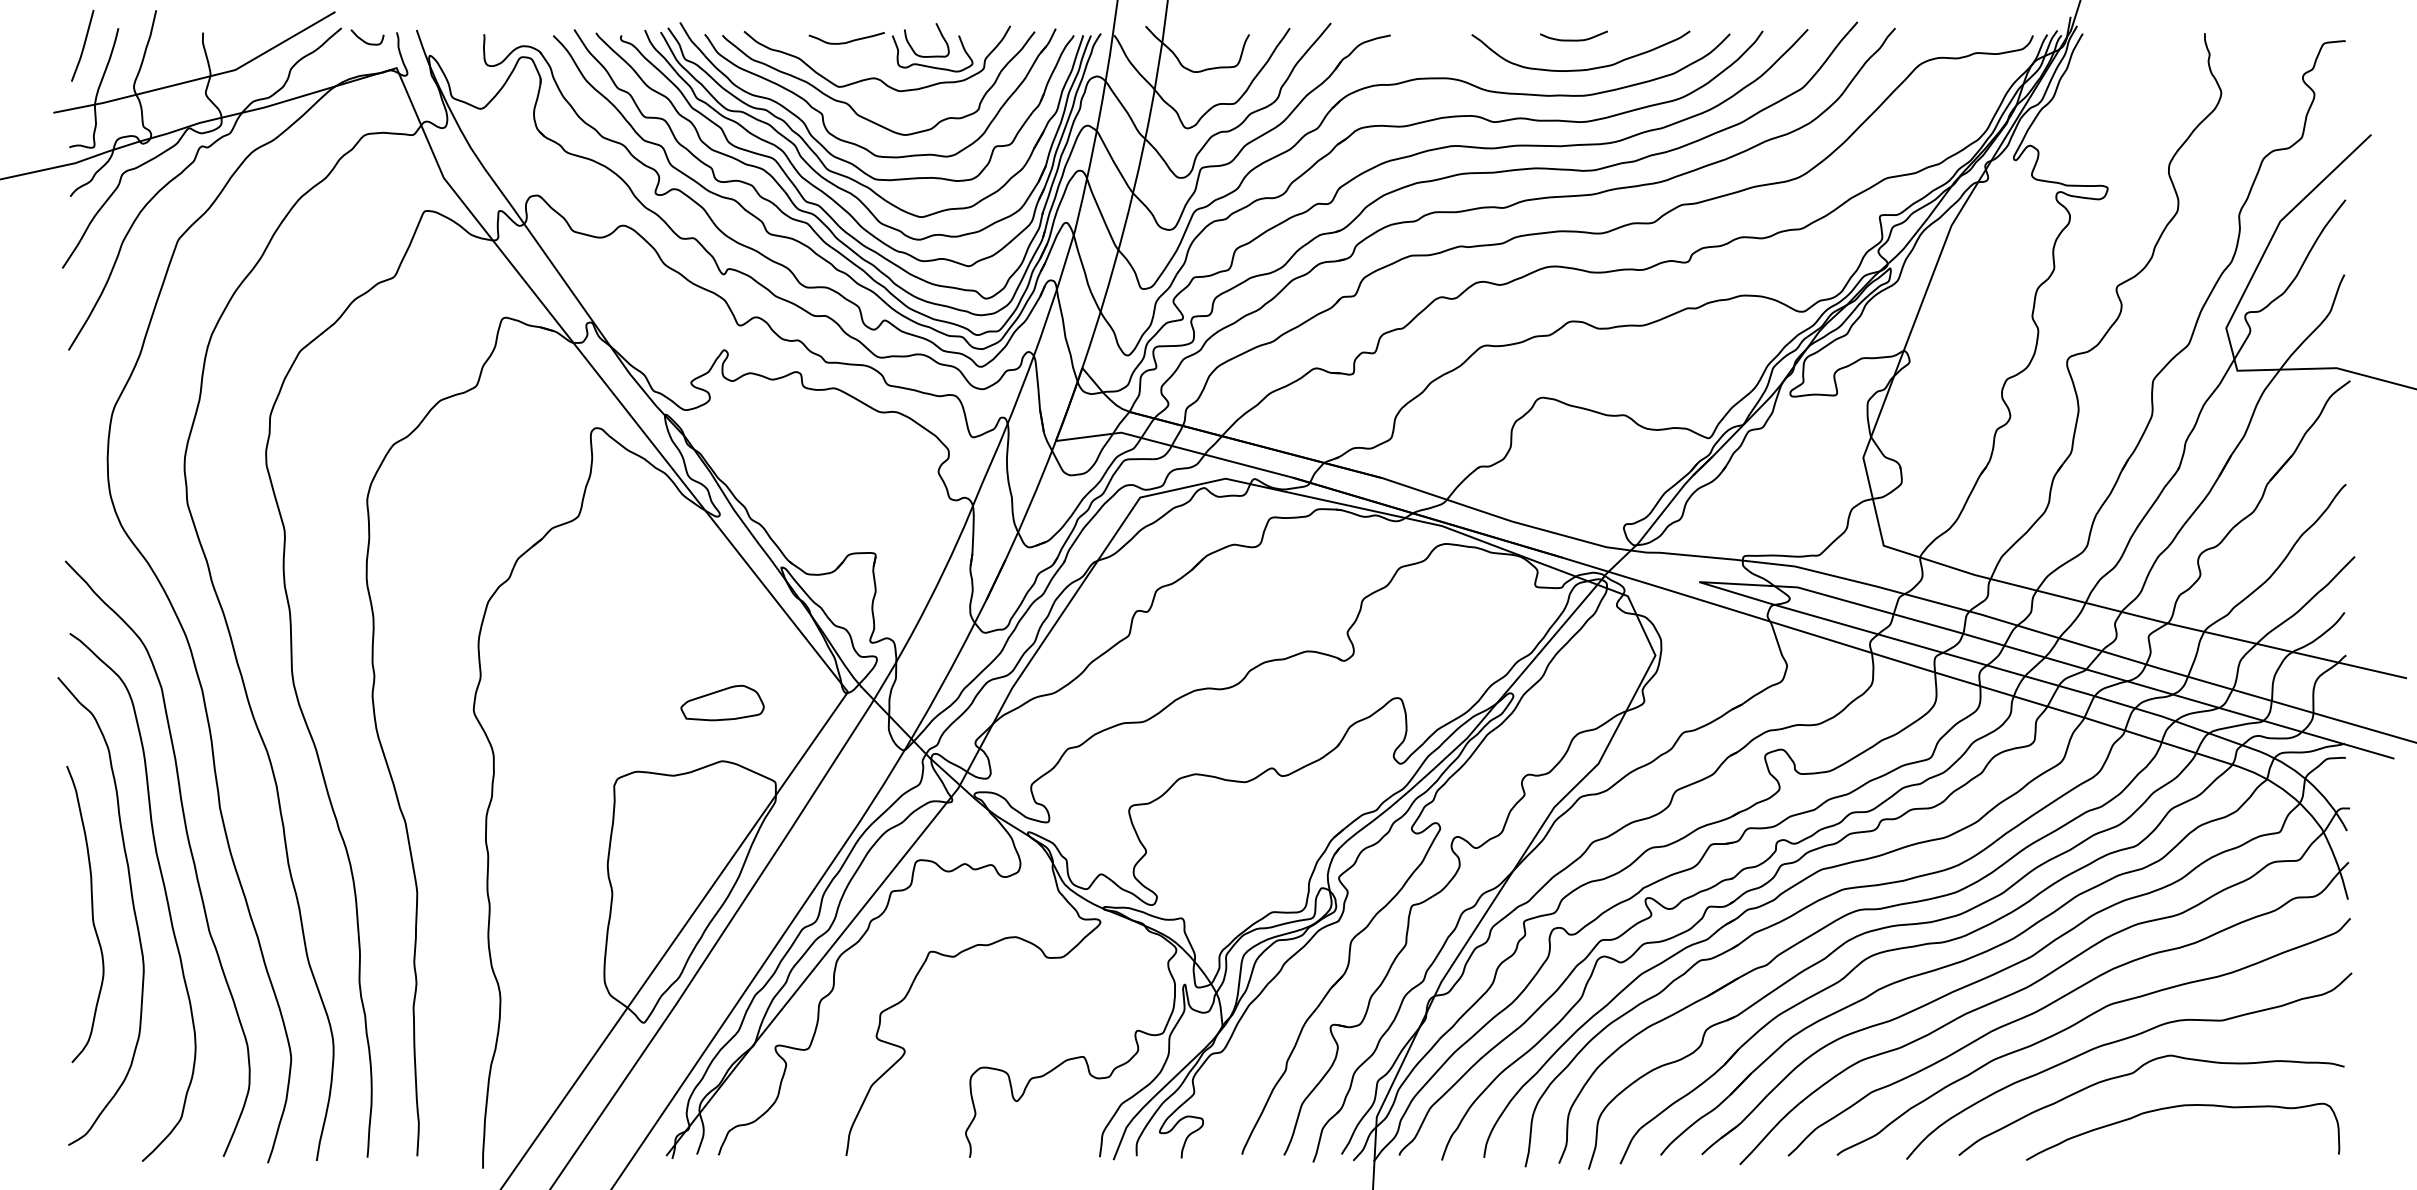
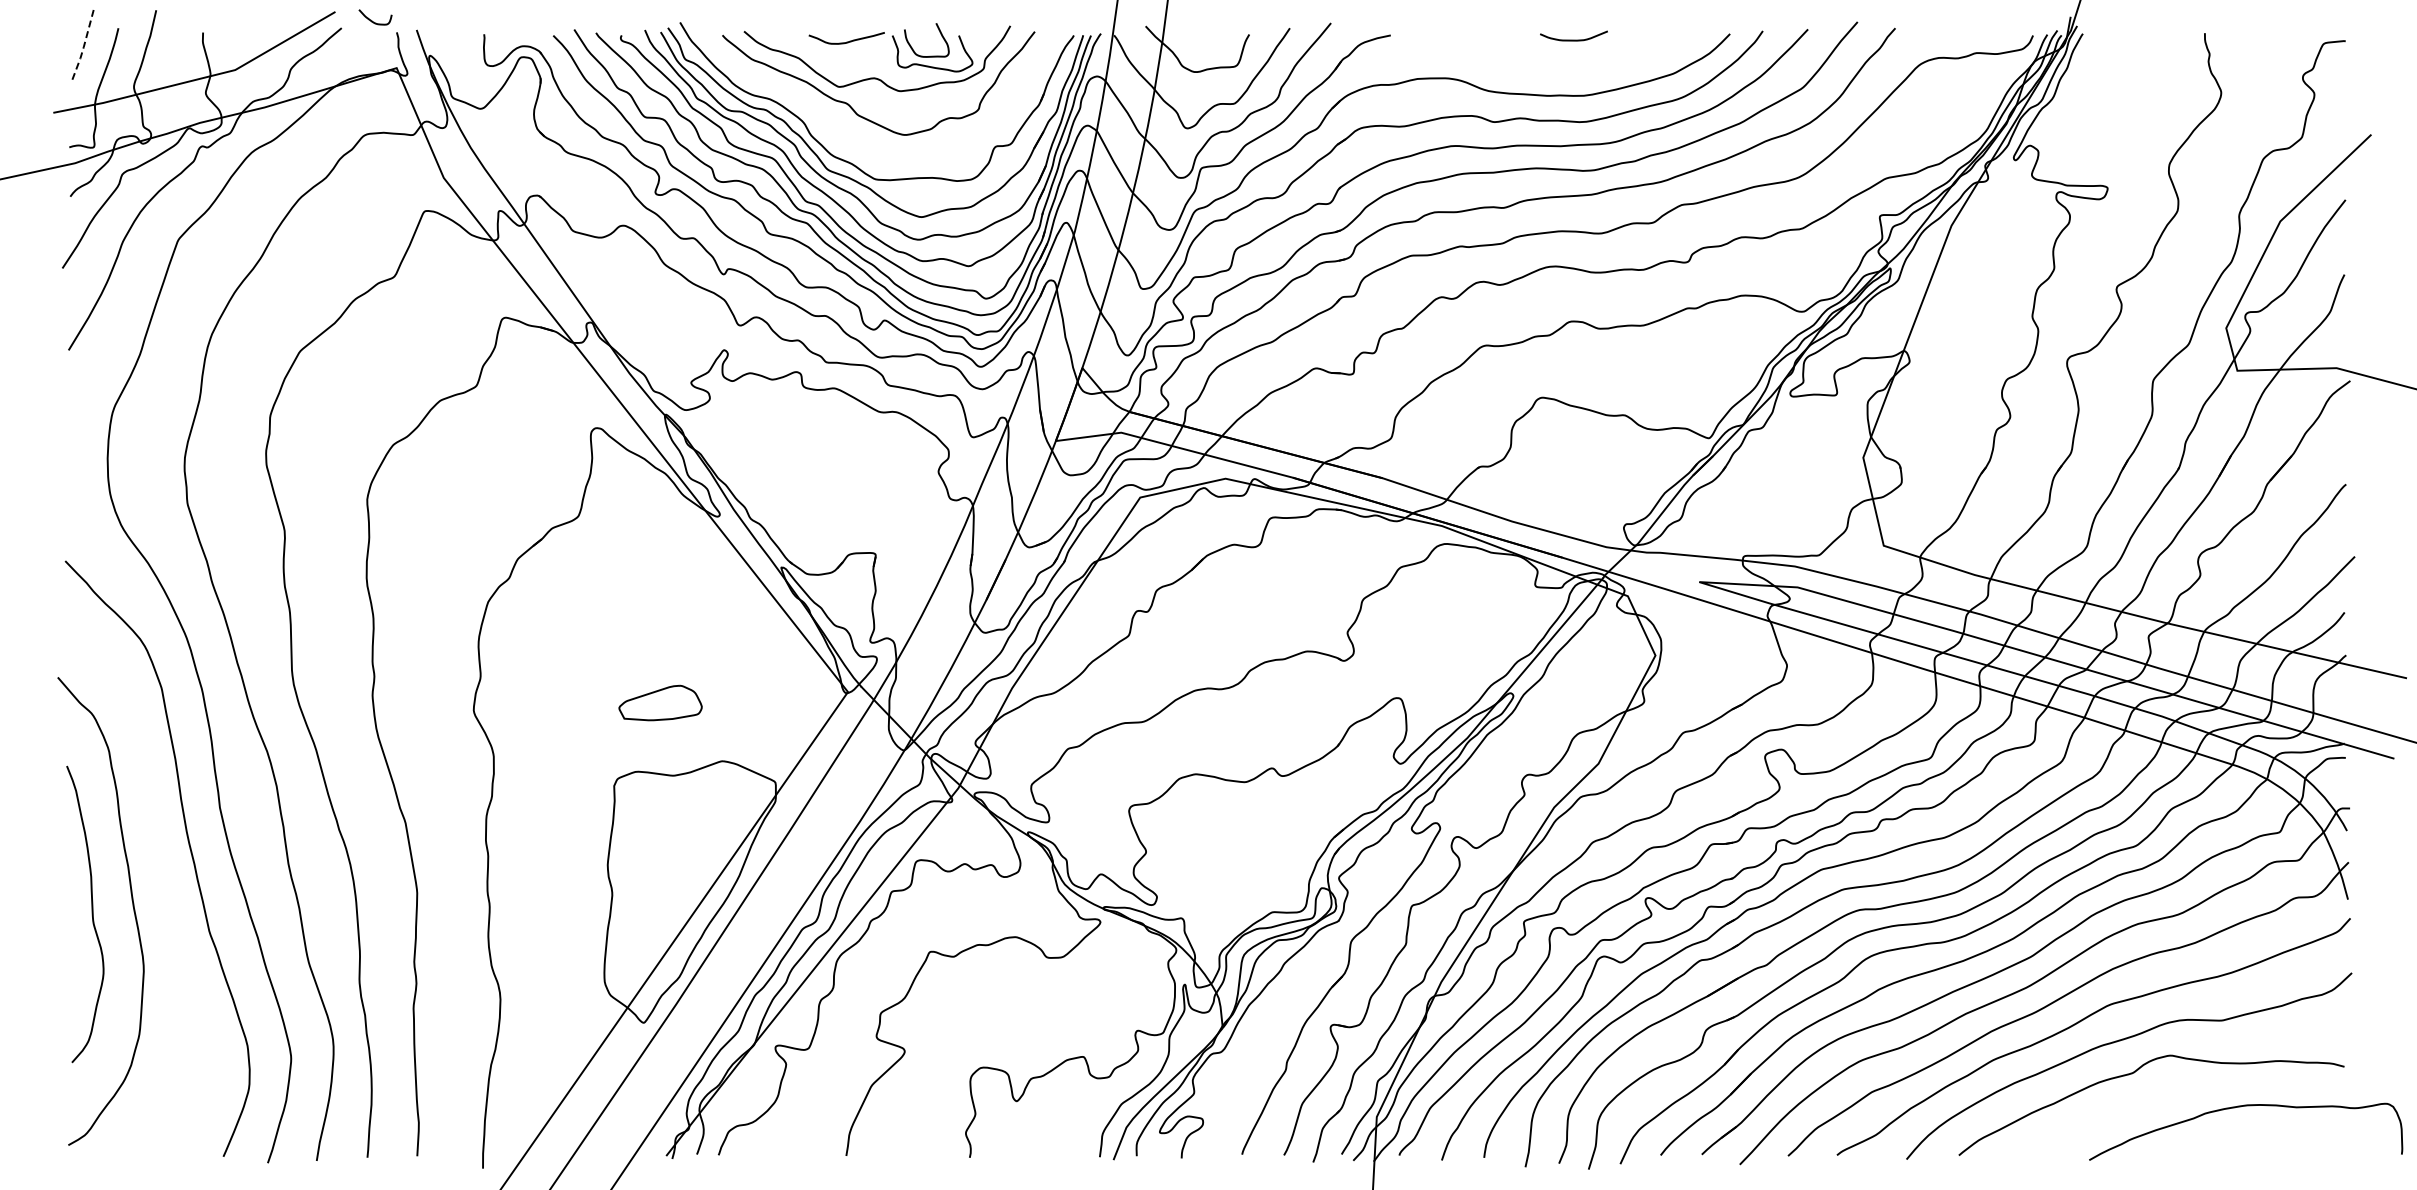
curve position: (364, 40) -> (372, 20) (372, 20)
line: solid -> dashed (83, 47)
curve: present -> none (1580, 69)
part: present -> none (858, 144)
part position: (722, 702) -> (660, 702) (660, 702)
curve: present -> none (164, 892)
curve position: (2177, 1107) -> (2240, 1107) (2240, 1107)
